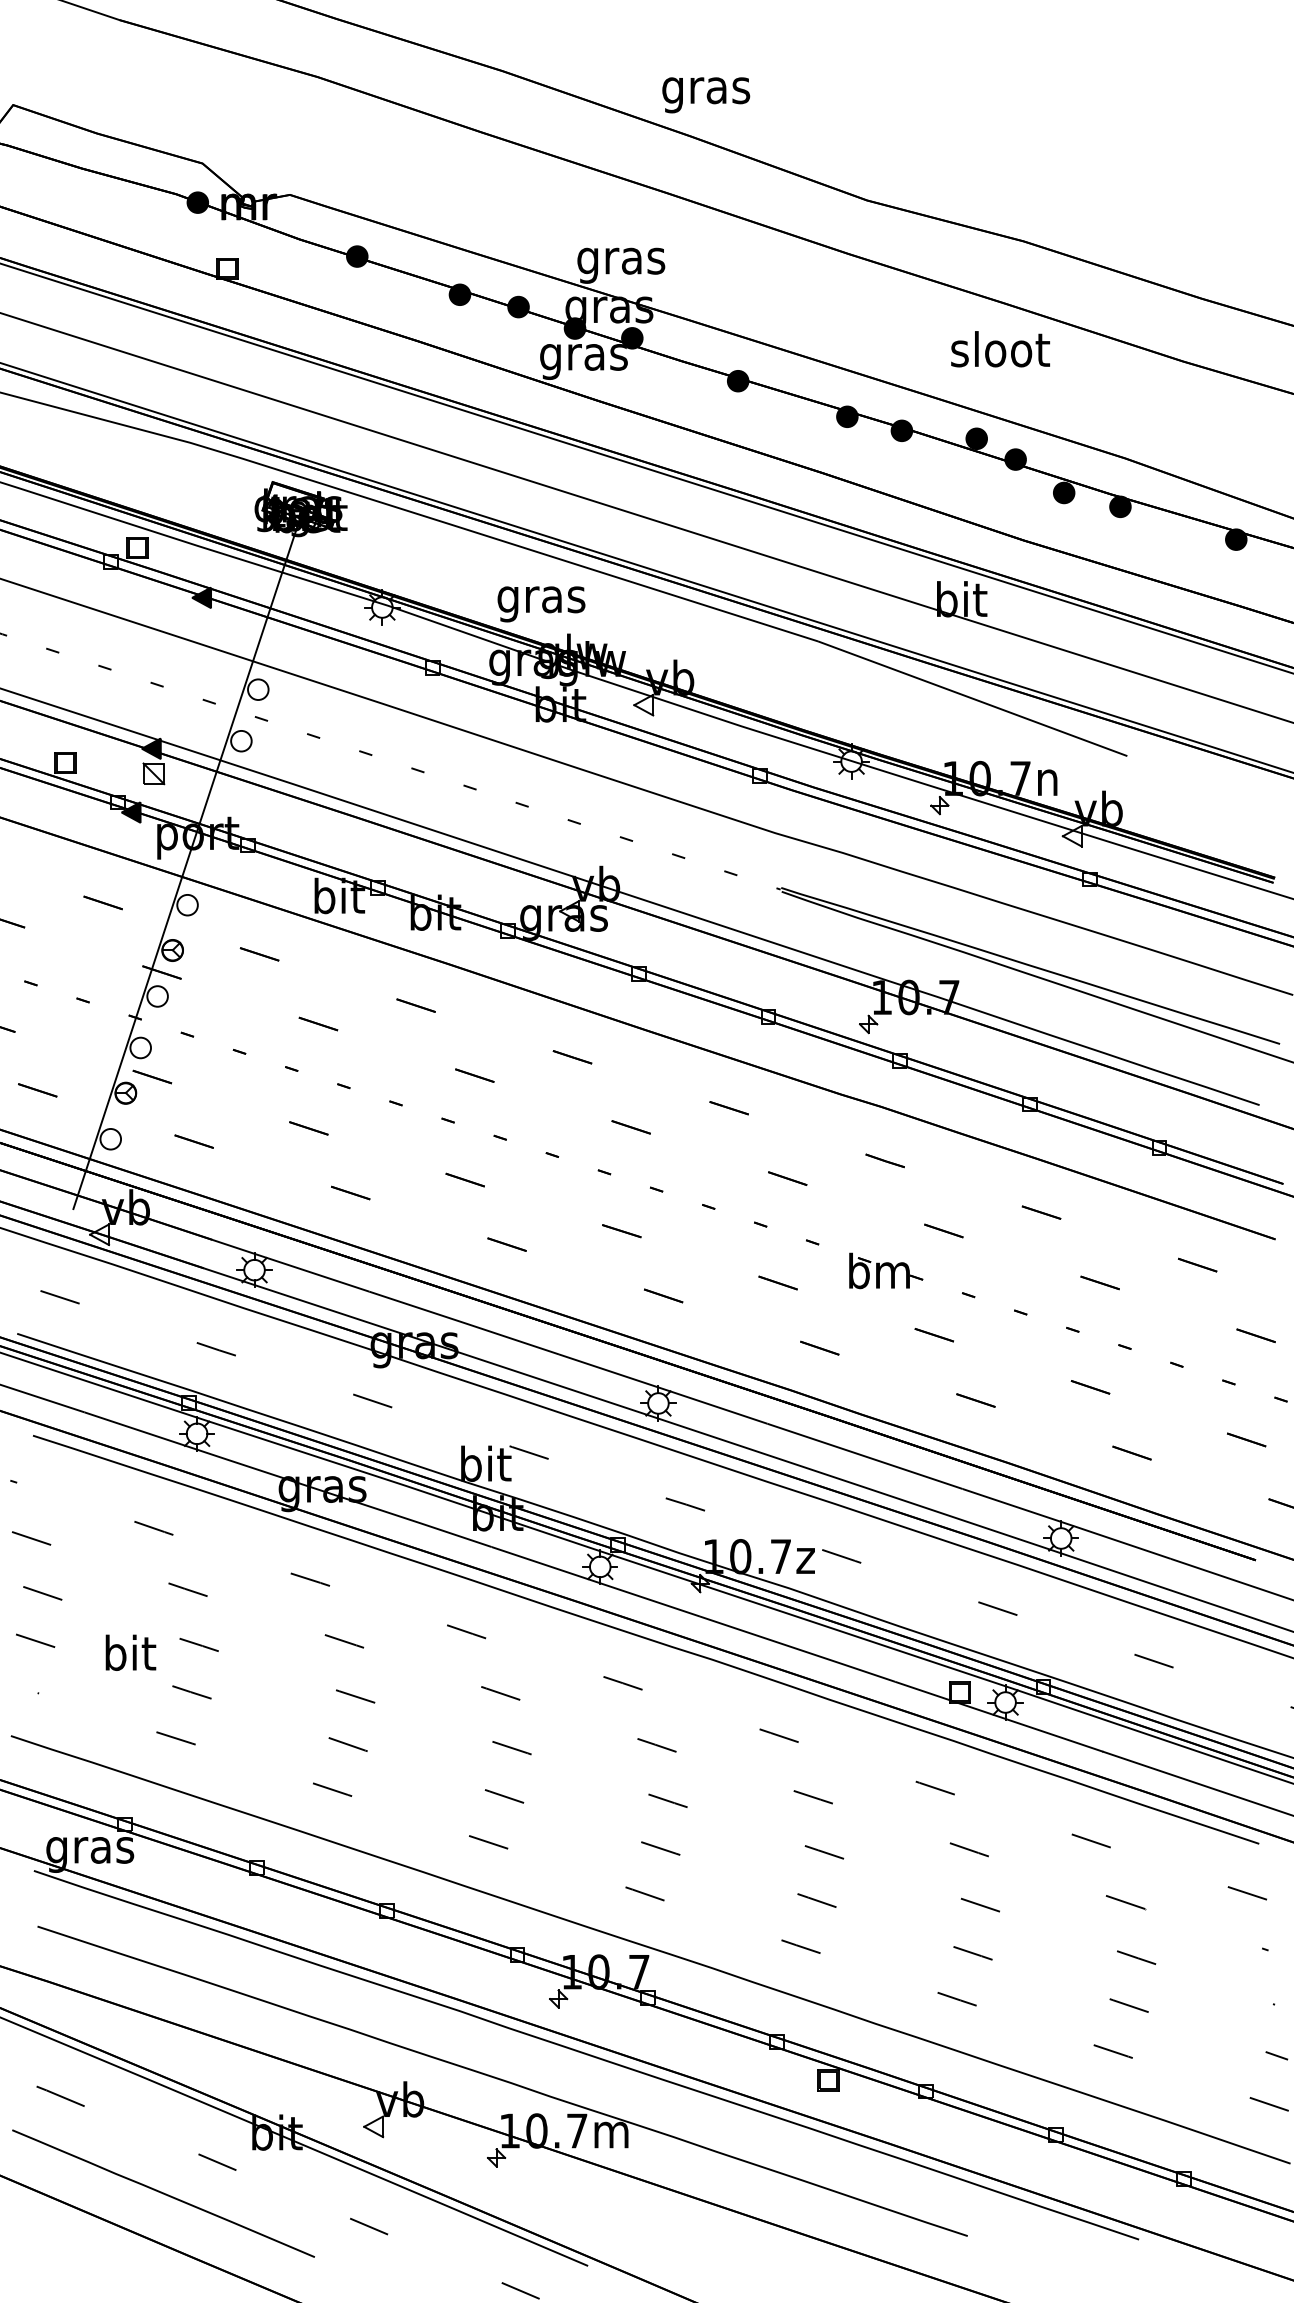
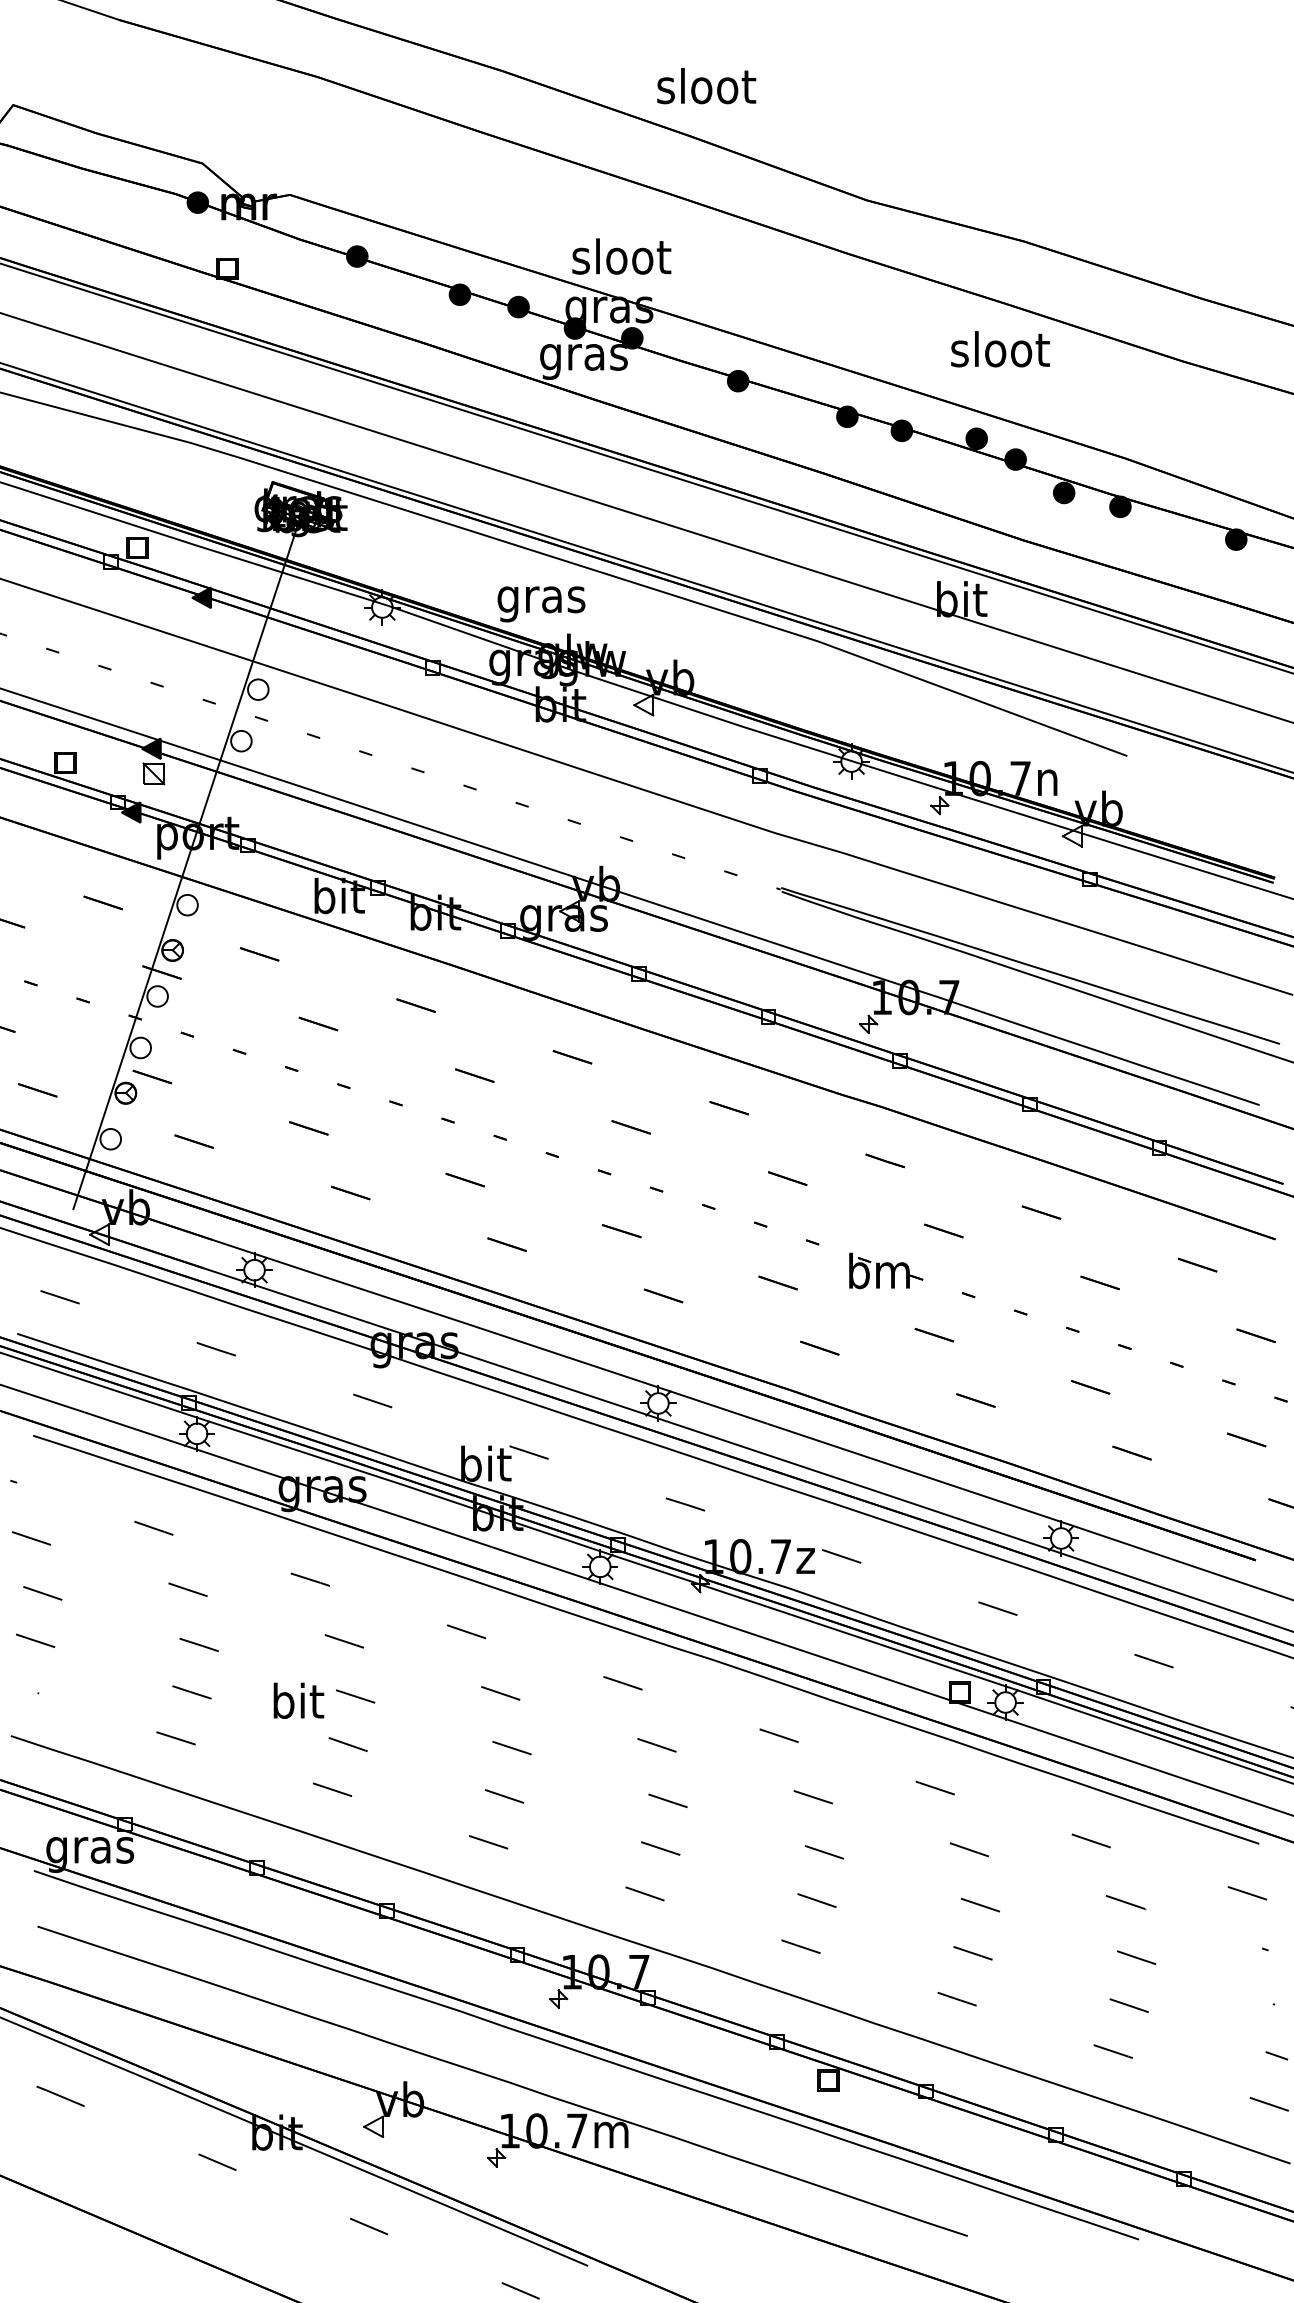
text: gras -> sloot (706, 90)
text: gras -> sloot (621, 260)
text position: (130, 1652) -> (298, 1700) (298, 1700)
line: present -> none (163, 2193)
